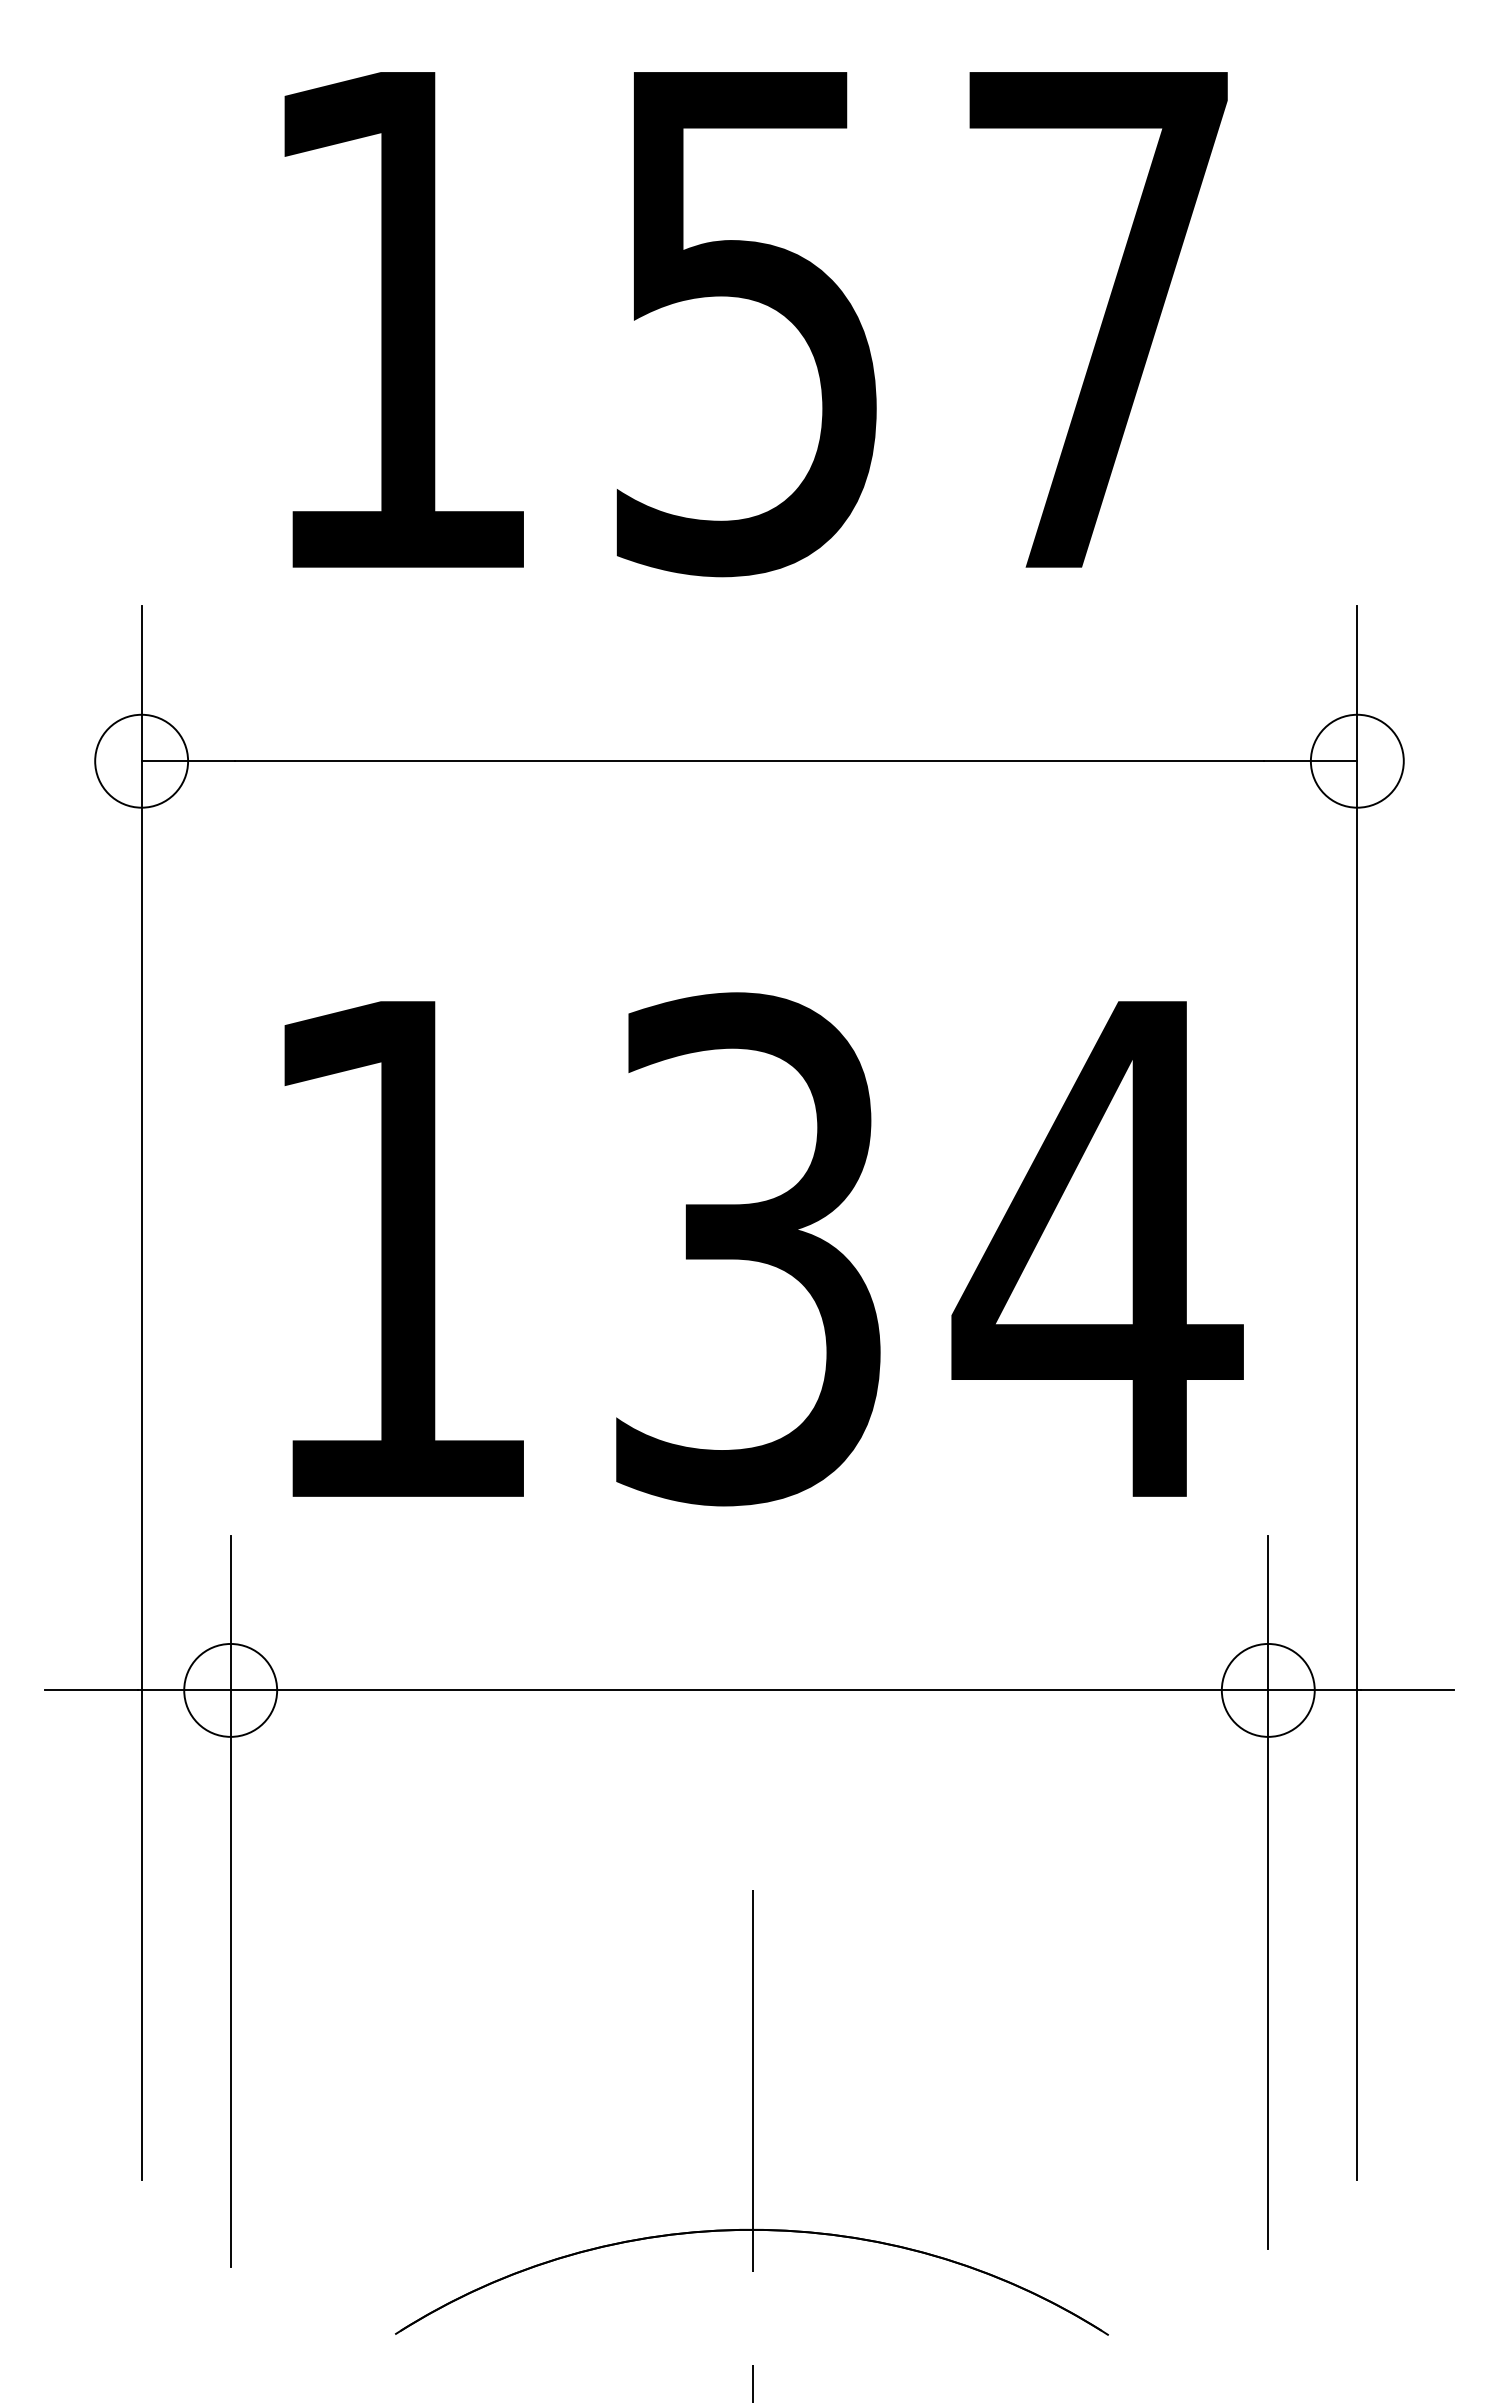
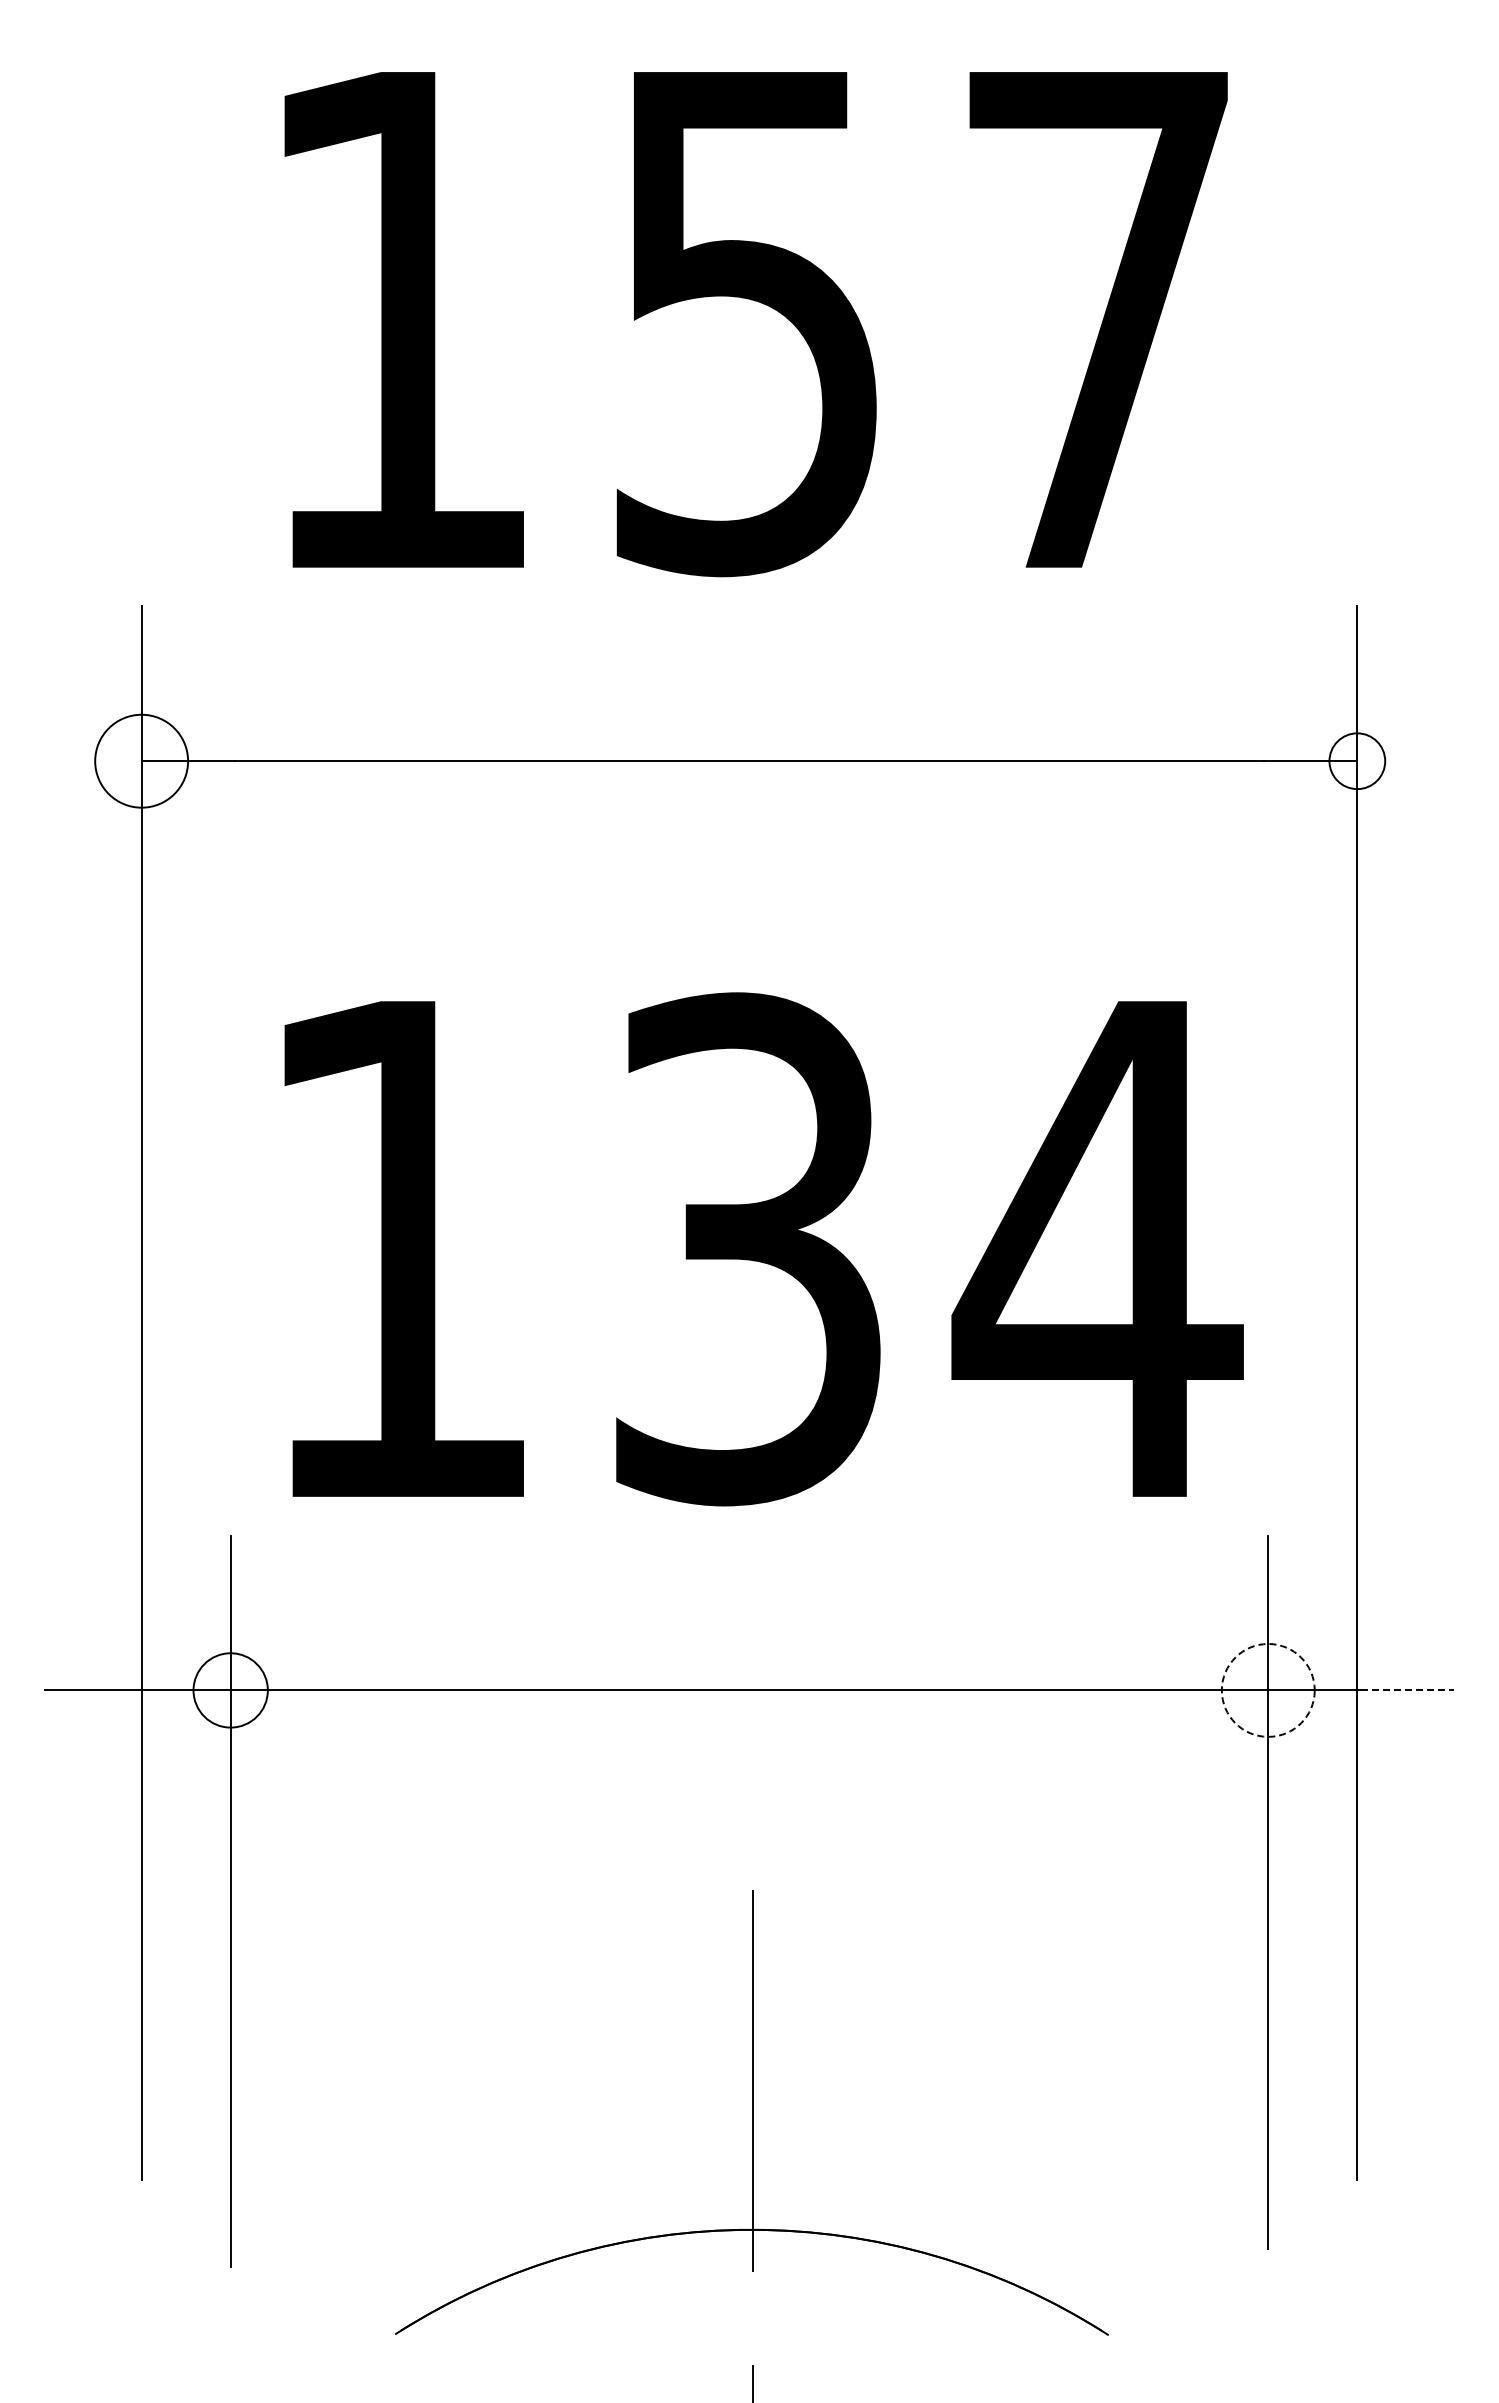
circle diameter: 93 px -> 56 px (1357, 761)
circle diameter: 93 px -> 74 px (230, 1690)
circle: solid -> dashed (1267, 1689)
line: solid -> dashed (1408, 1690)
